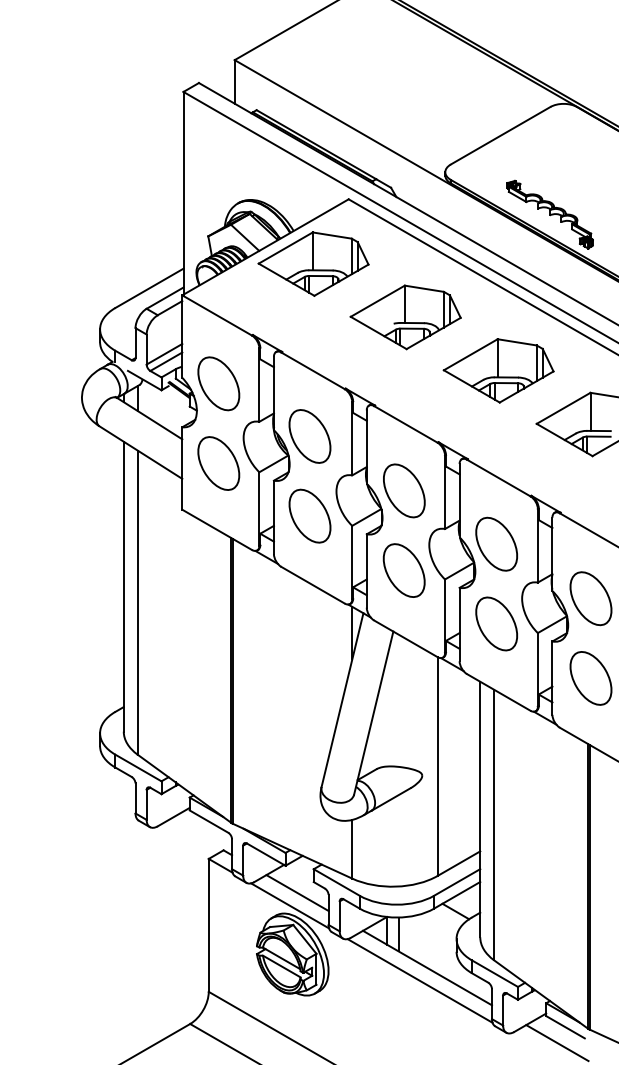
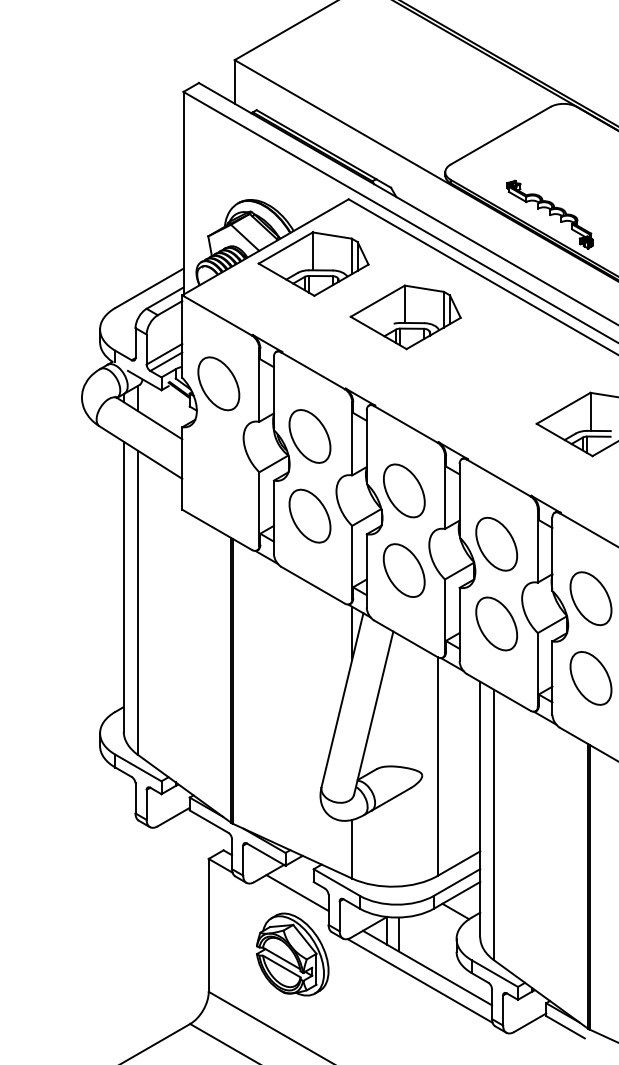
part: present -> none (498, 370)
part: present -> none (218, 463)
line: present -> none (290, 905)
line: present -> none (557, 1043)
